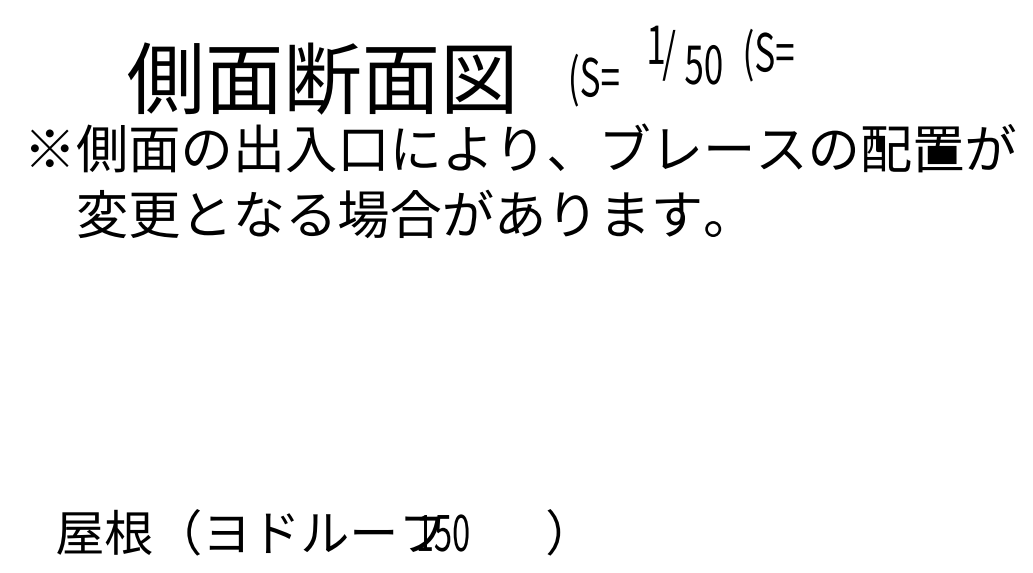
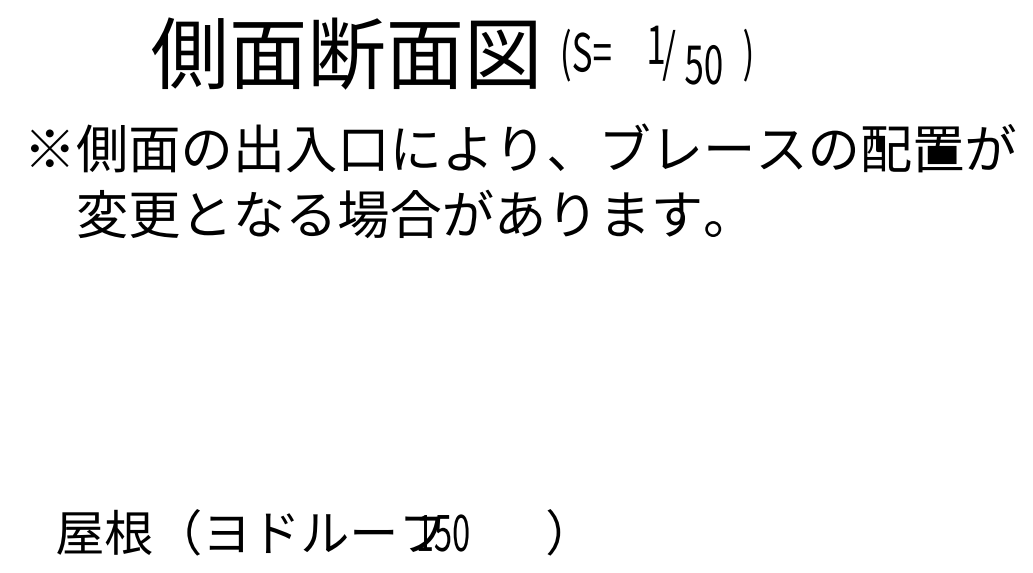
text: (S= -> ) (768, 55)
text position: (319, 78) -> (343, 53) (343, 53)
text position: (594, 80) -> (586, 55) (586, 55)
